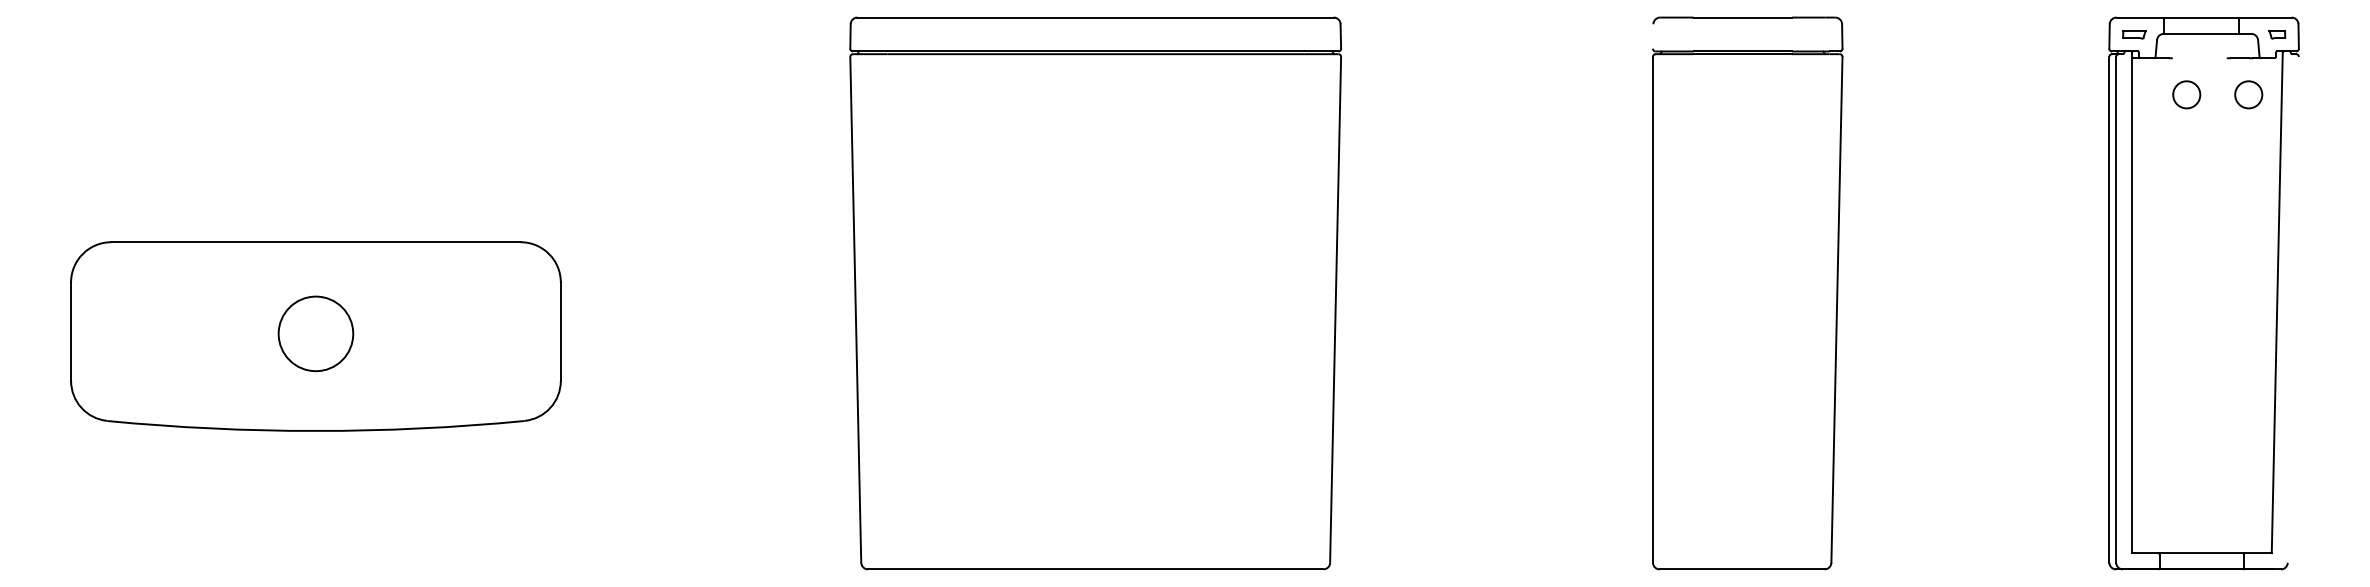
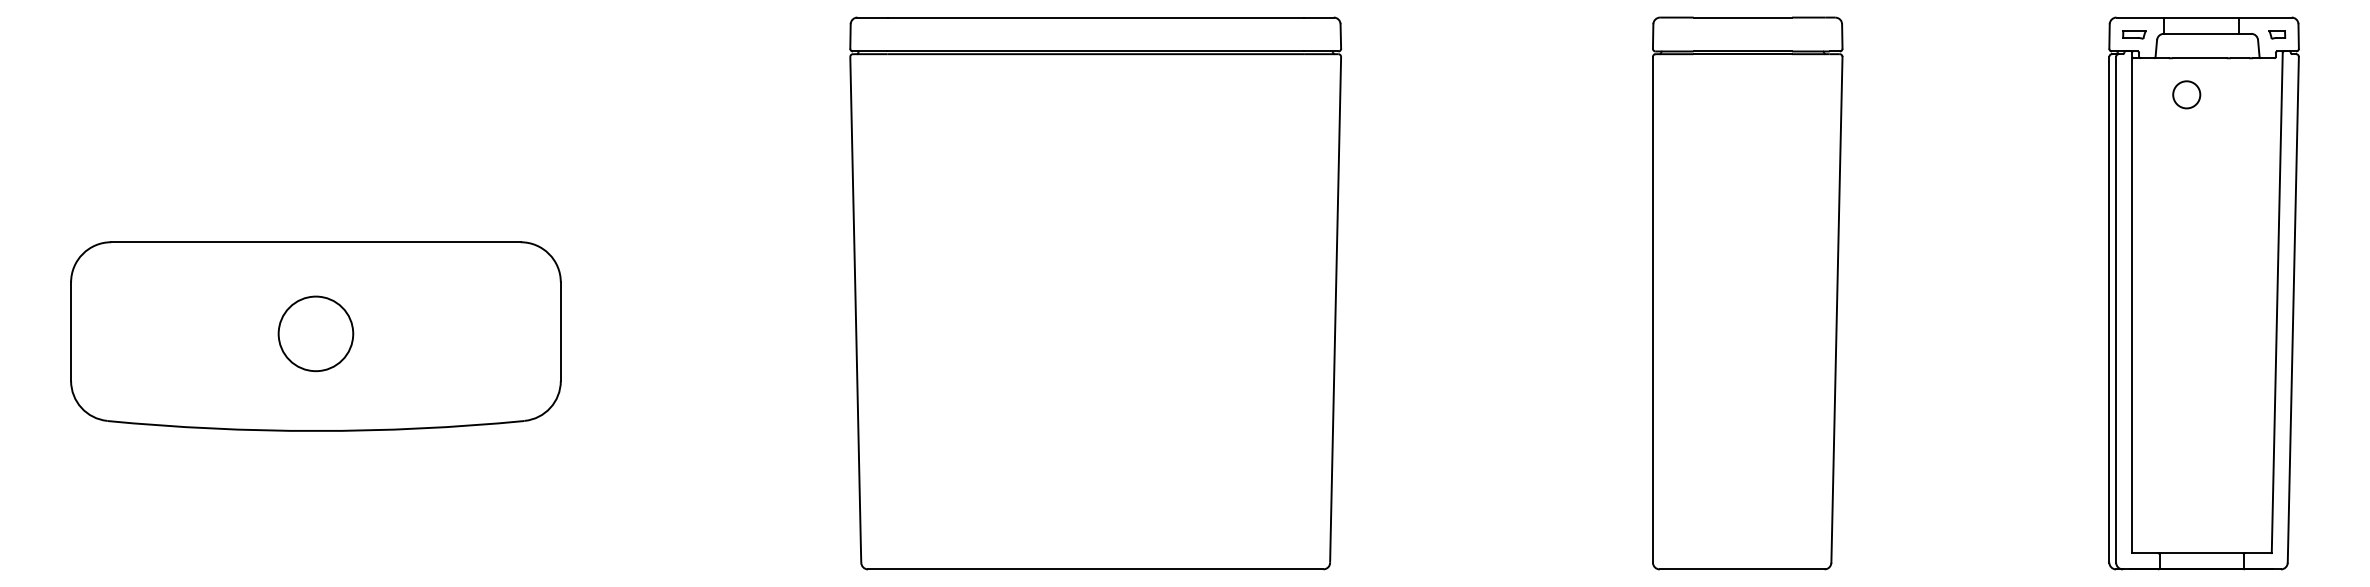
line: none -> present (1652, 36)
line: none -> present (2199, 58)
circle: present -> none (2248, 94)
line: none -> present (2292, 309)
